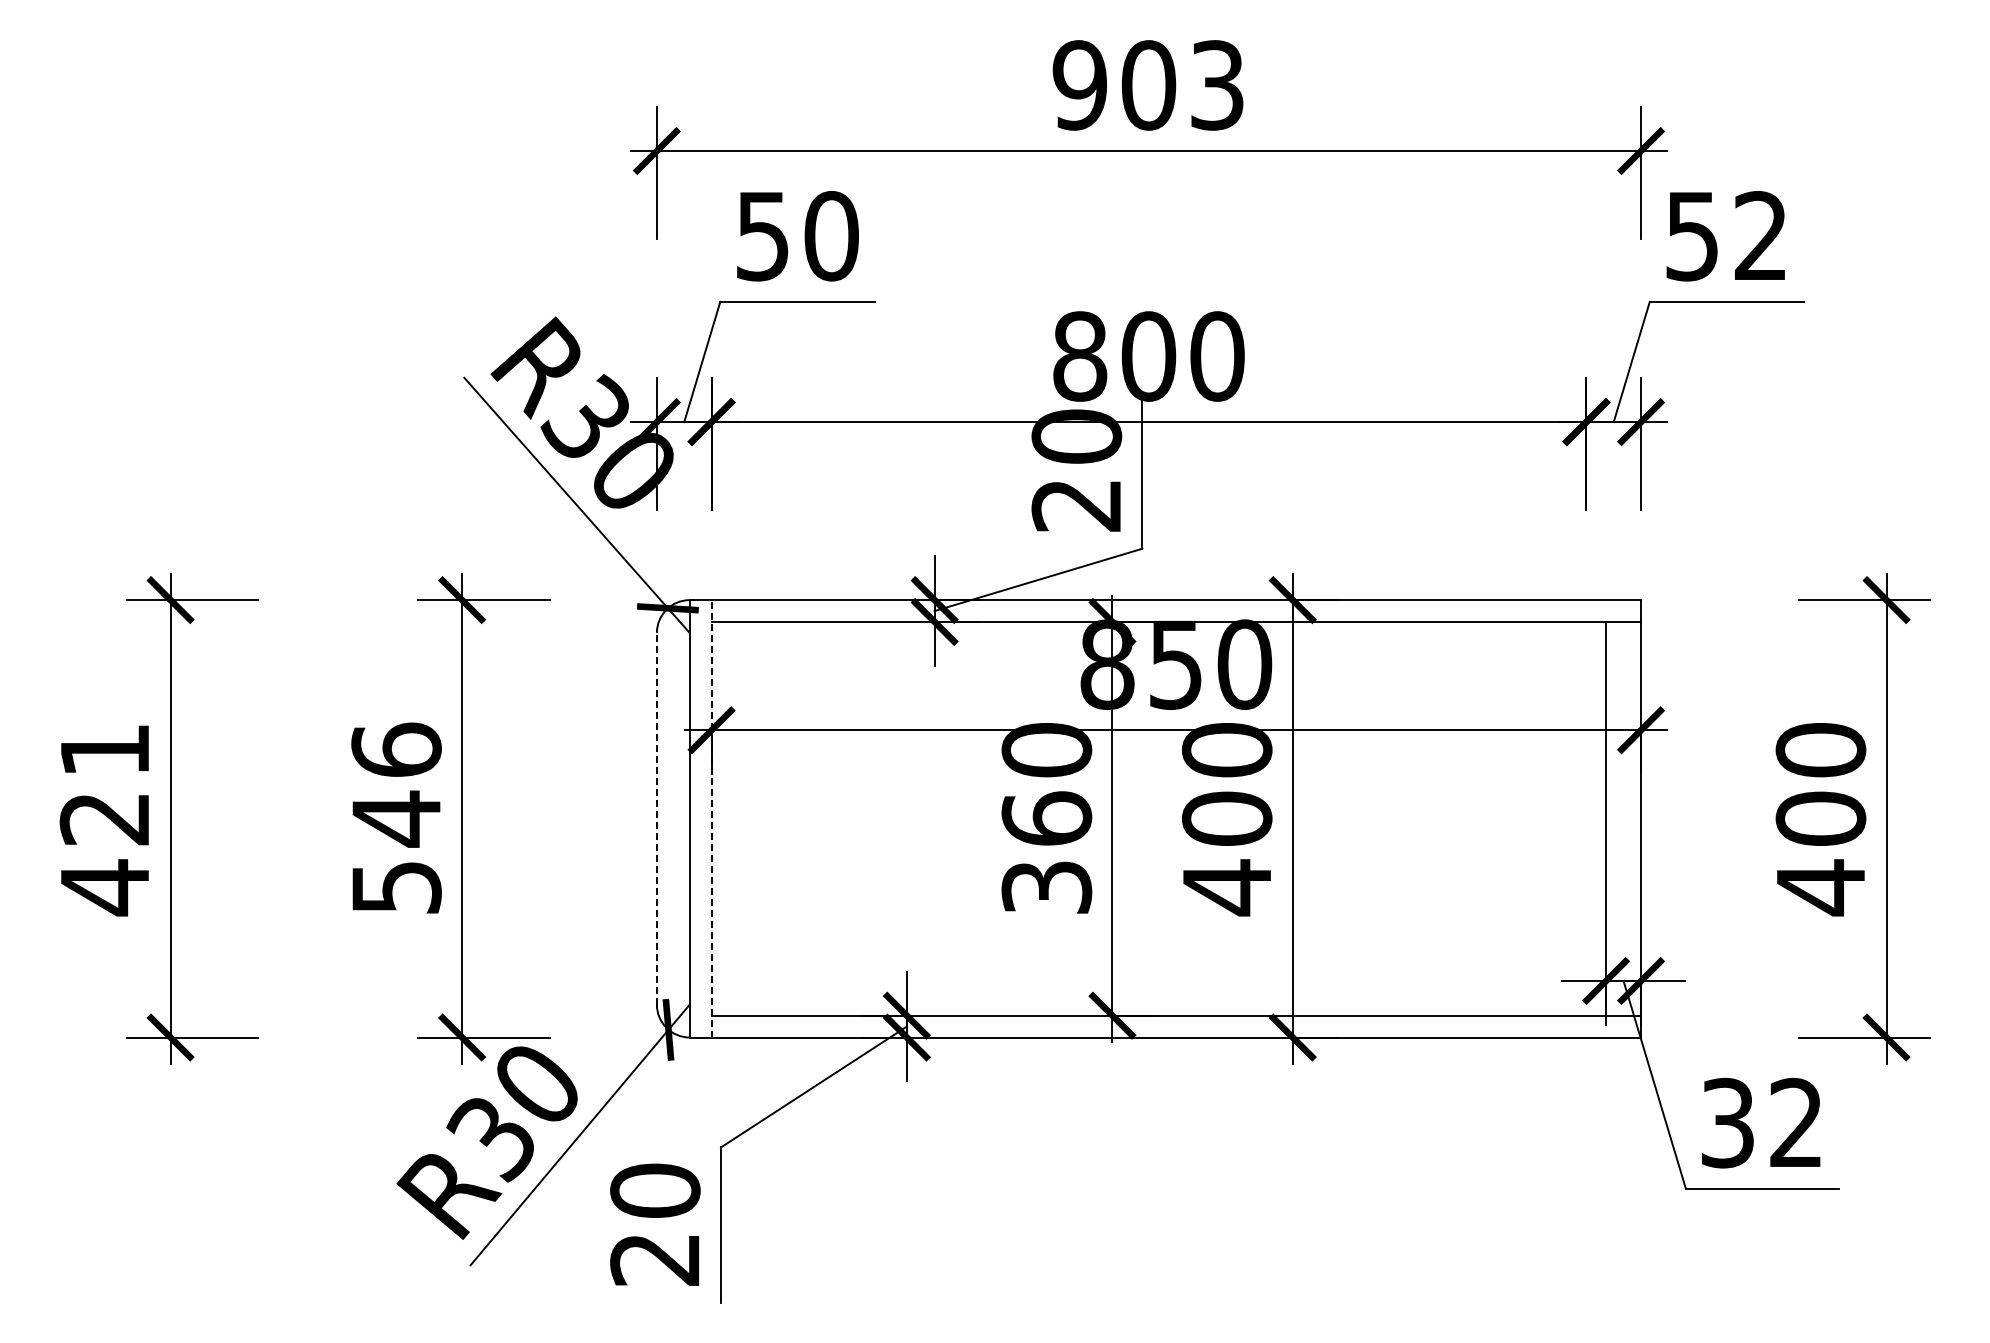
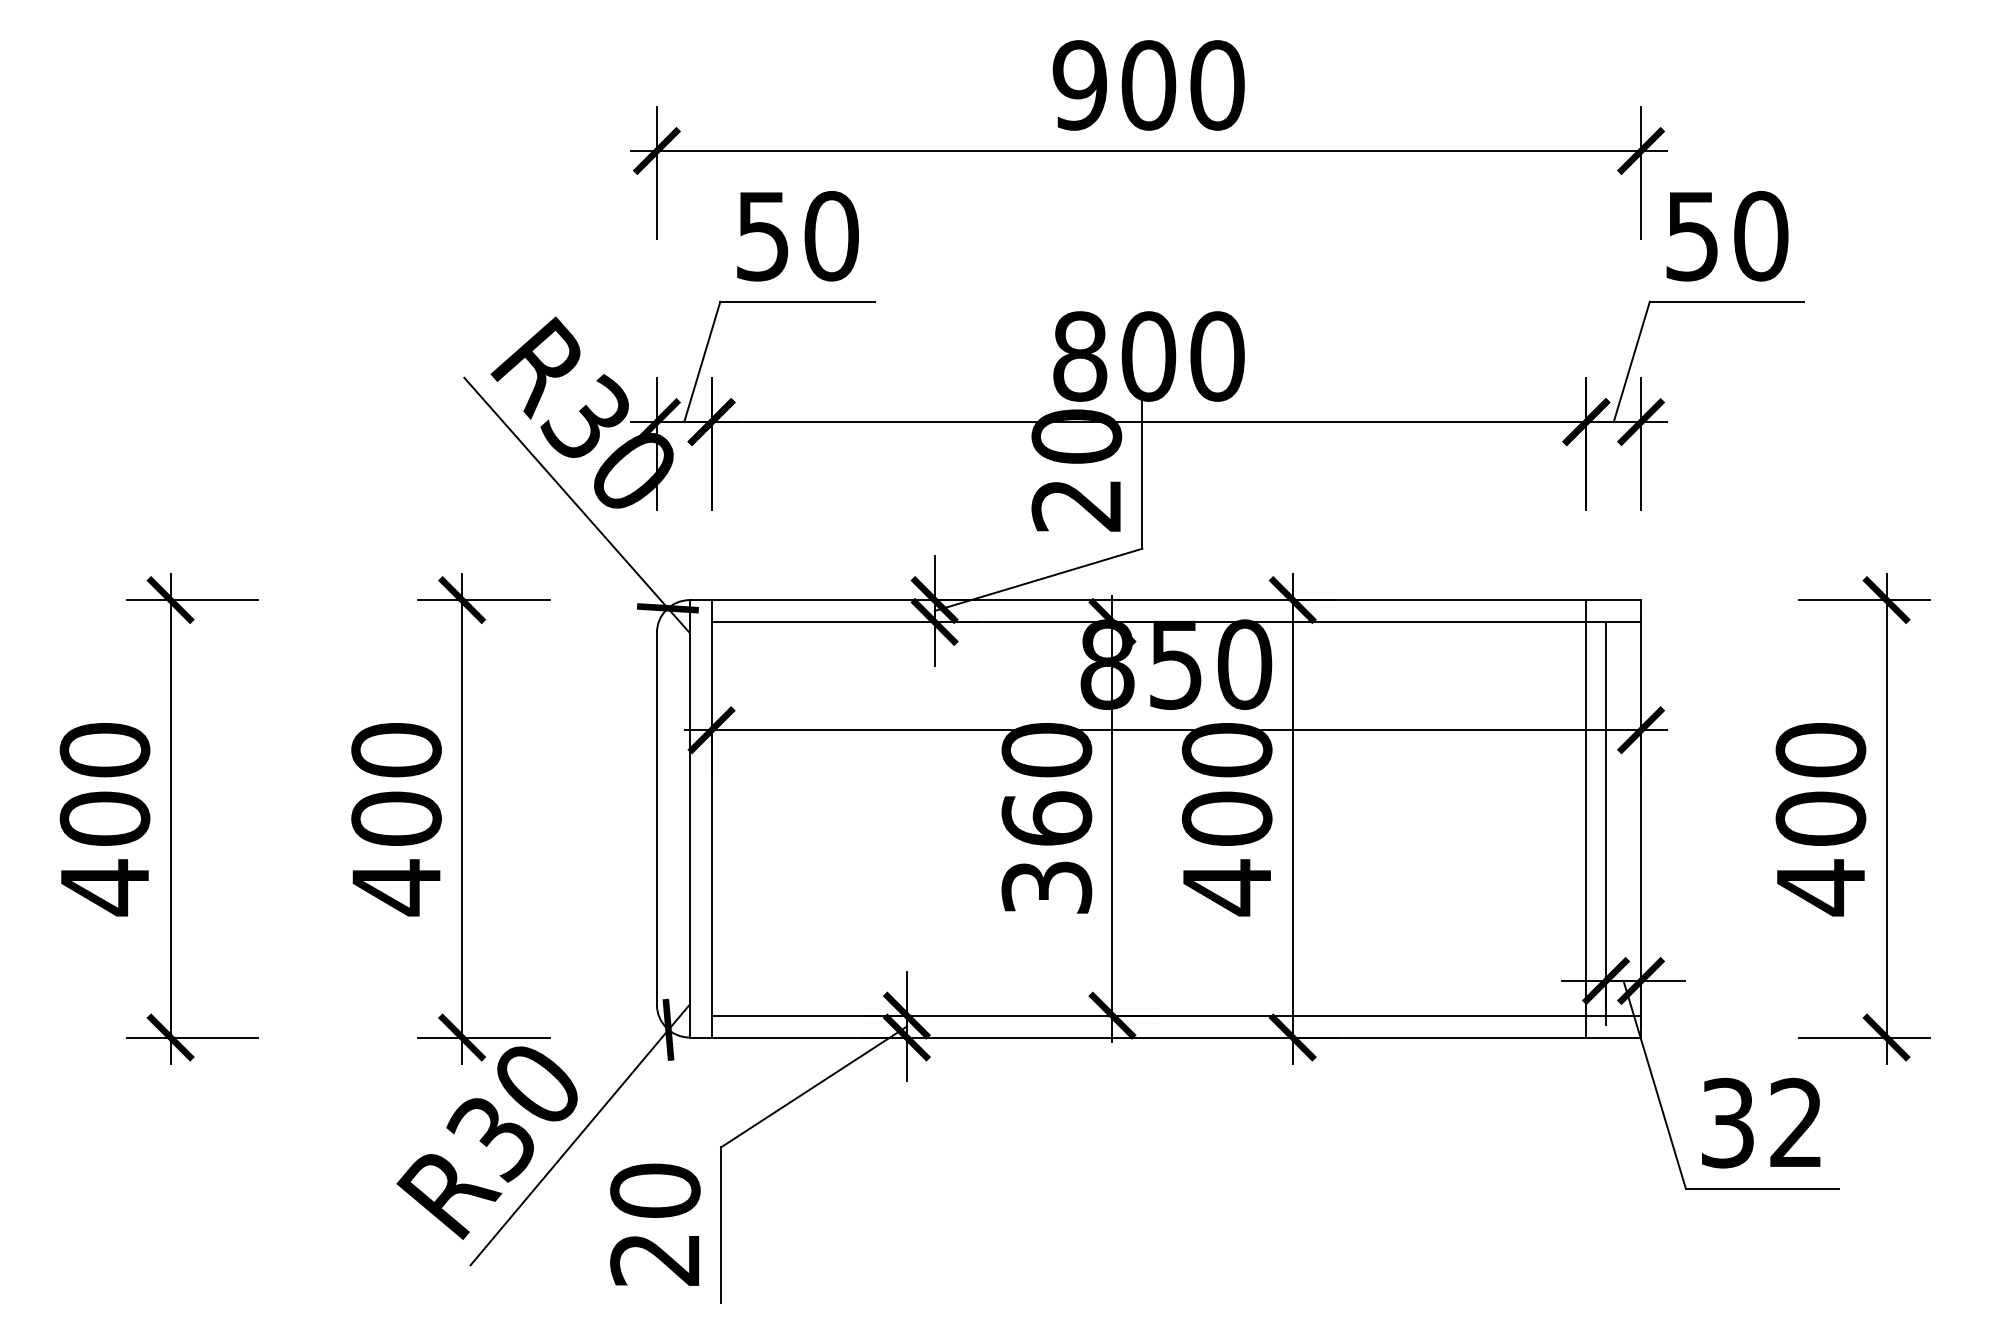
text: 903 -> 900 (1217, 85)
text: 52 -> 50 (1761, 235)
text: 421 -> 400 (104, 784)
line: dashed -> solid (656, 818)
line: dashed -> solid (711, 818)
line: none -> present (1586, 818)
text: 546 -> 400 (396, 819)
